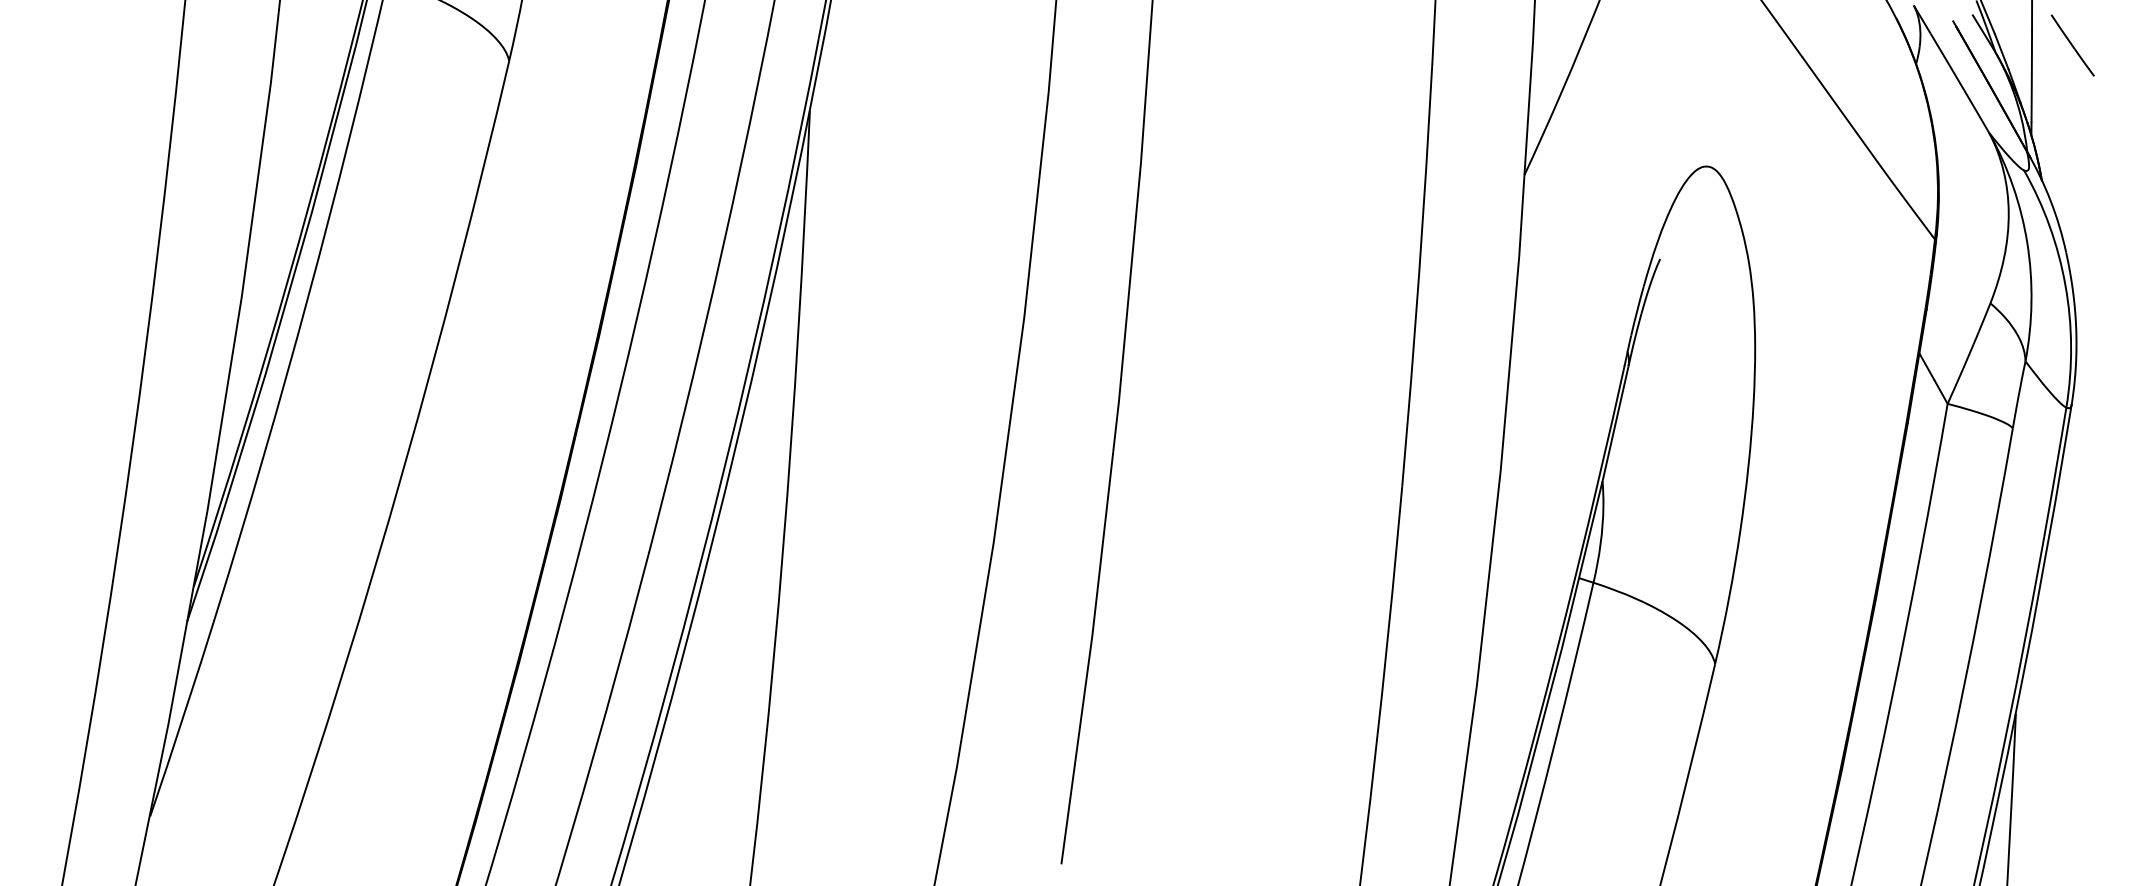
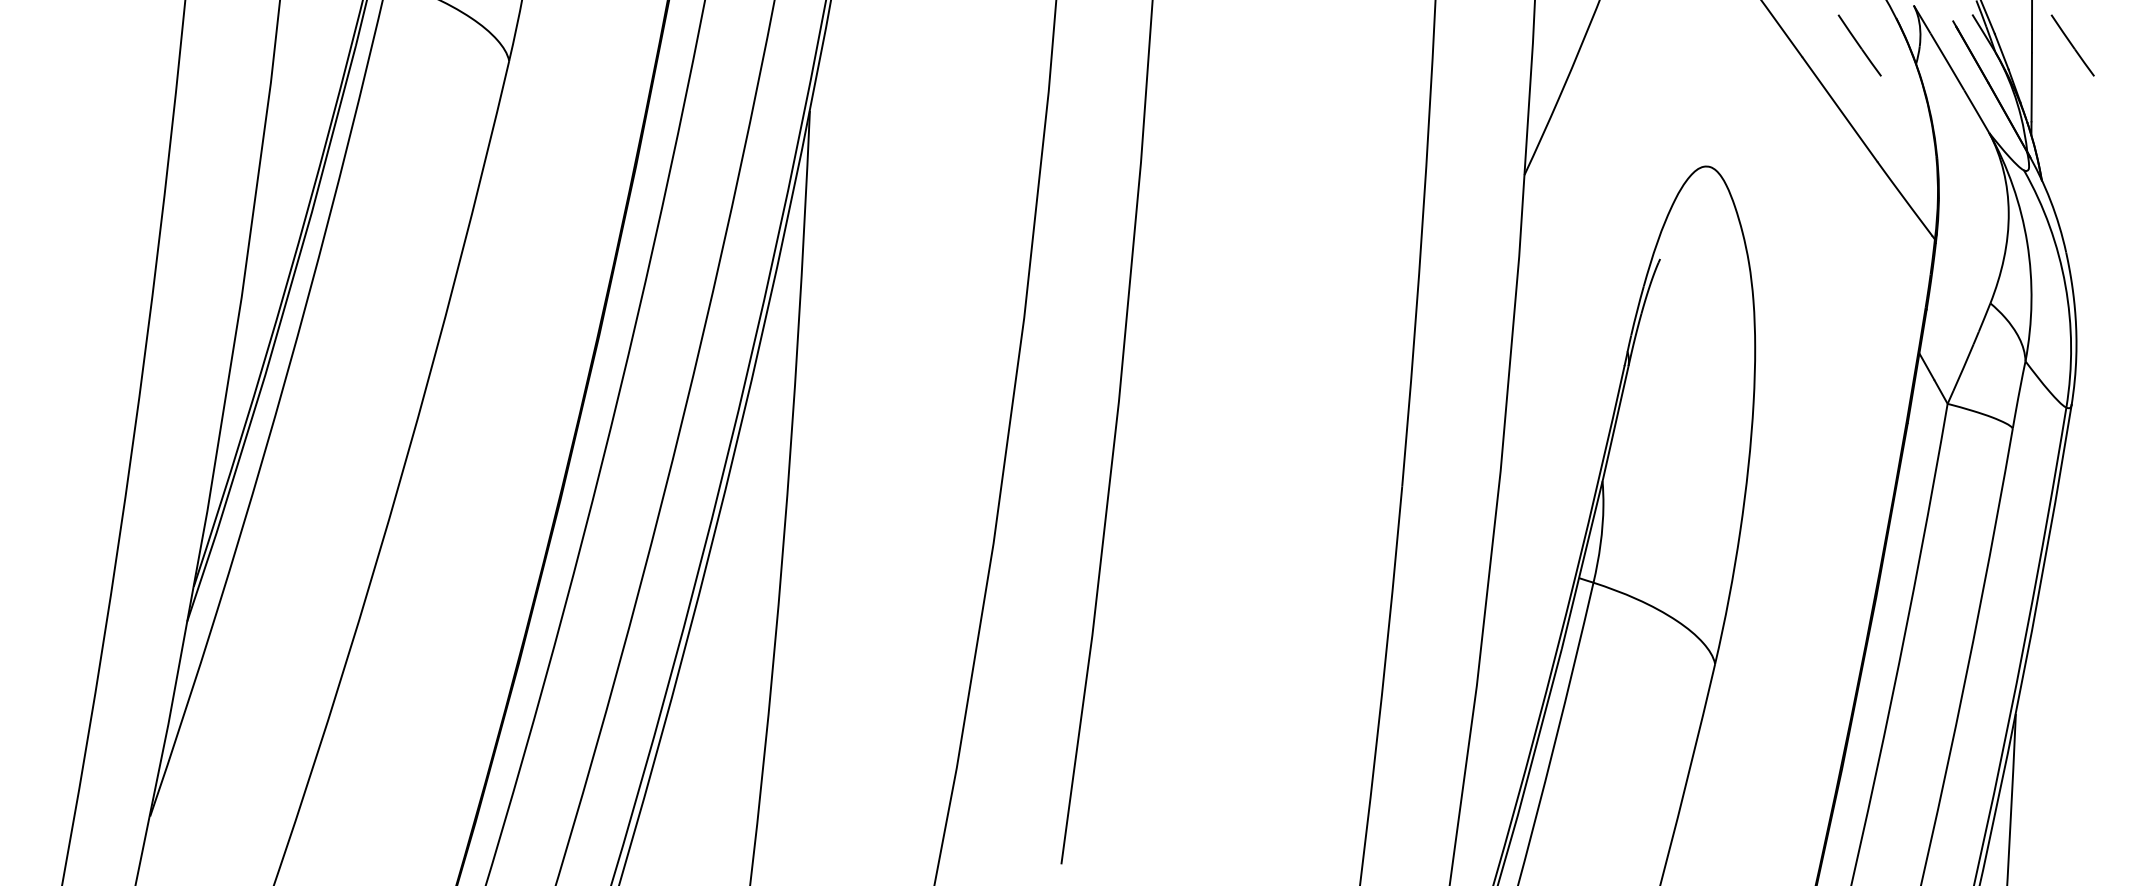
line: none -> present (1859, 45)
